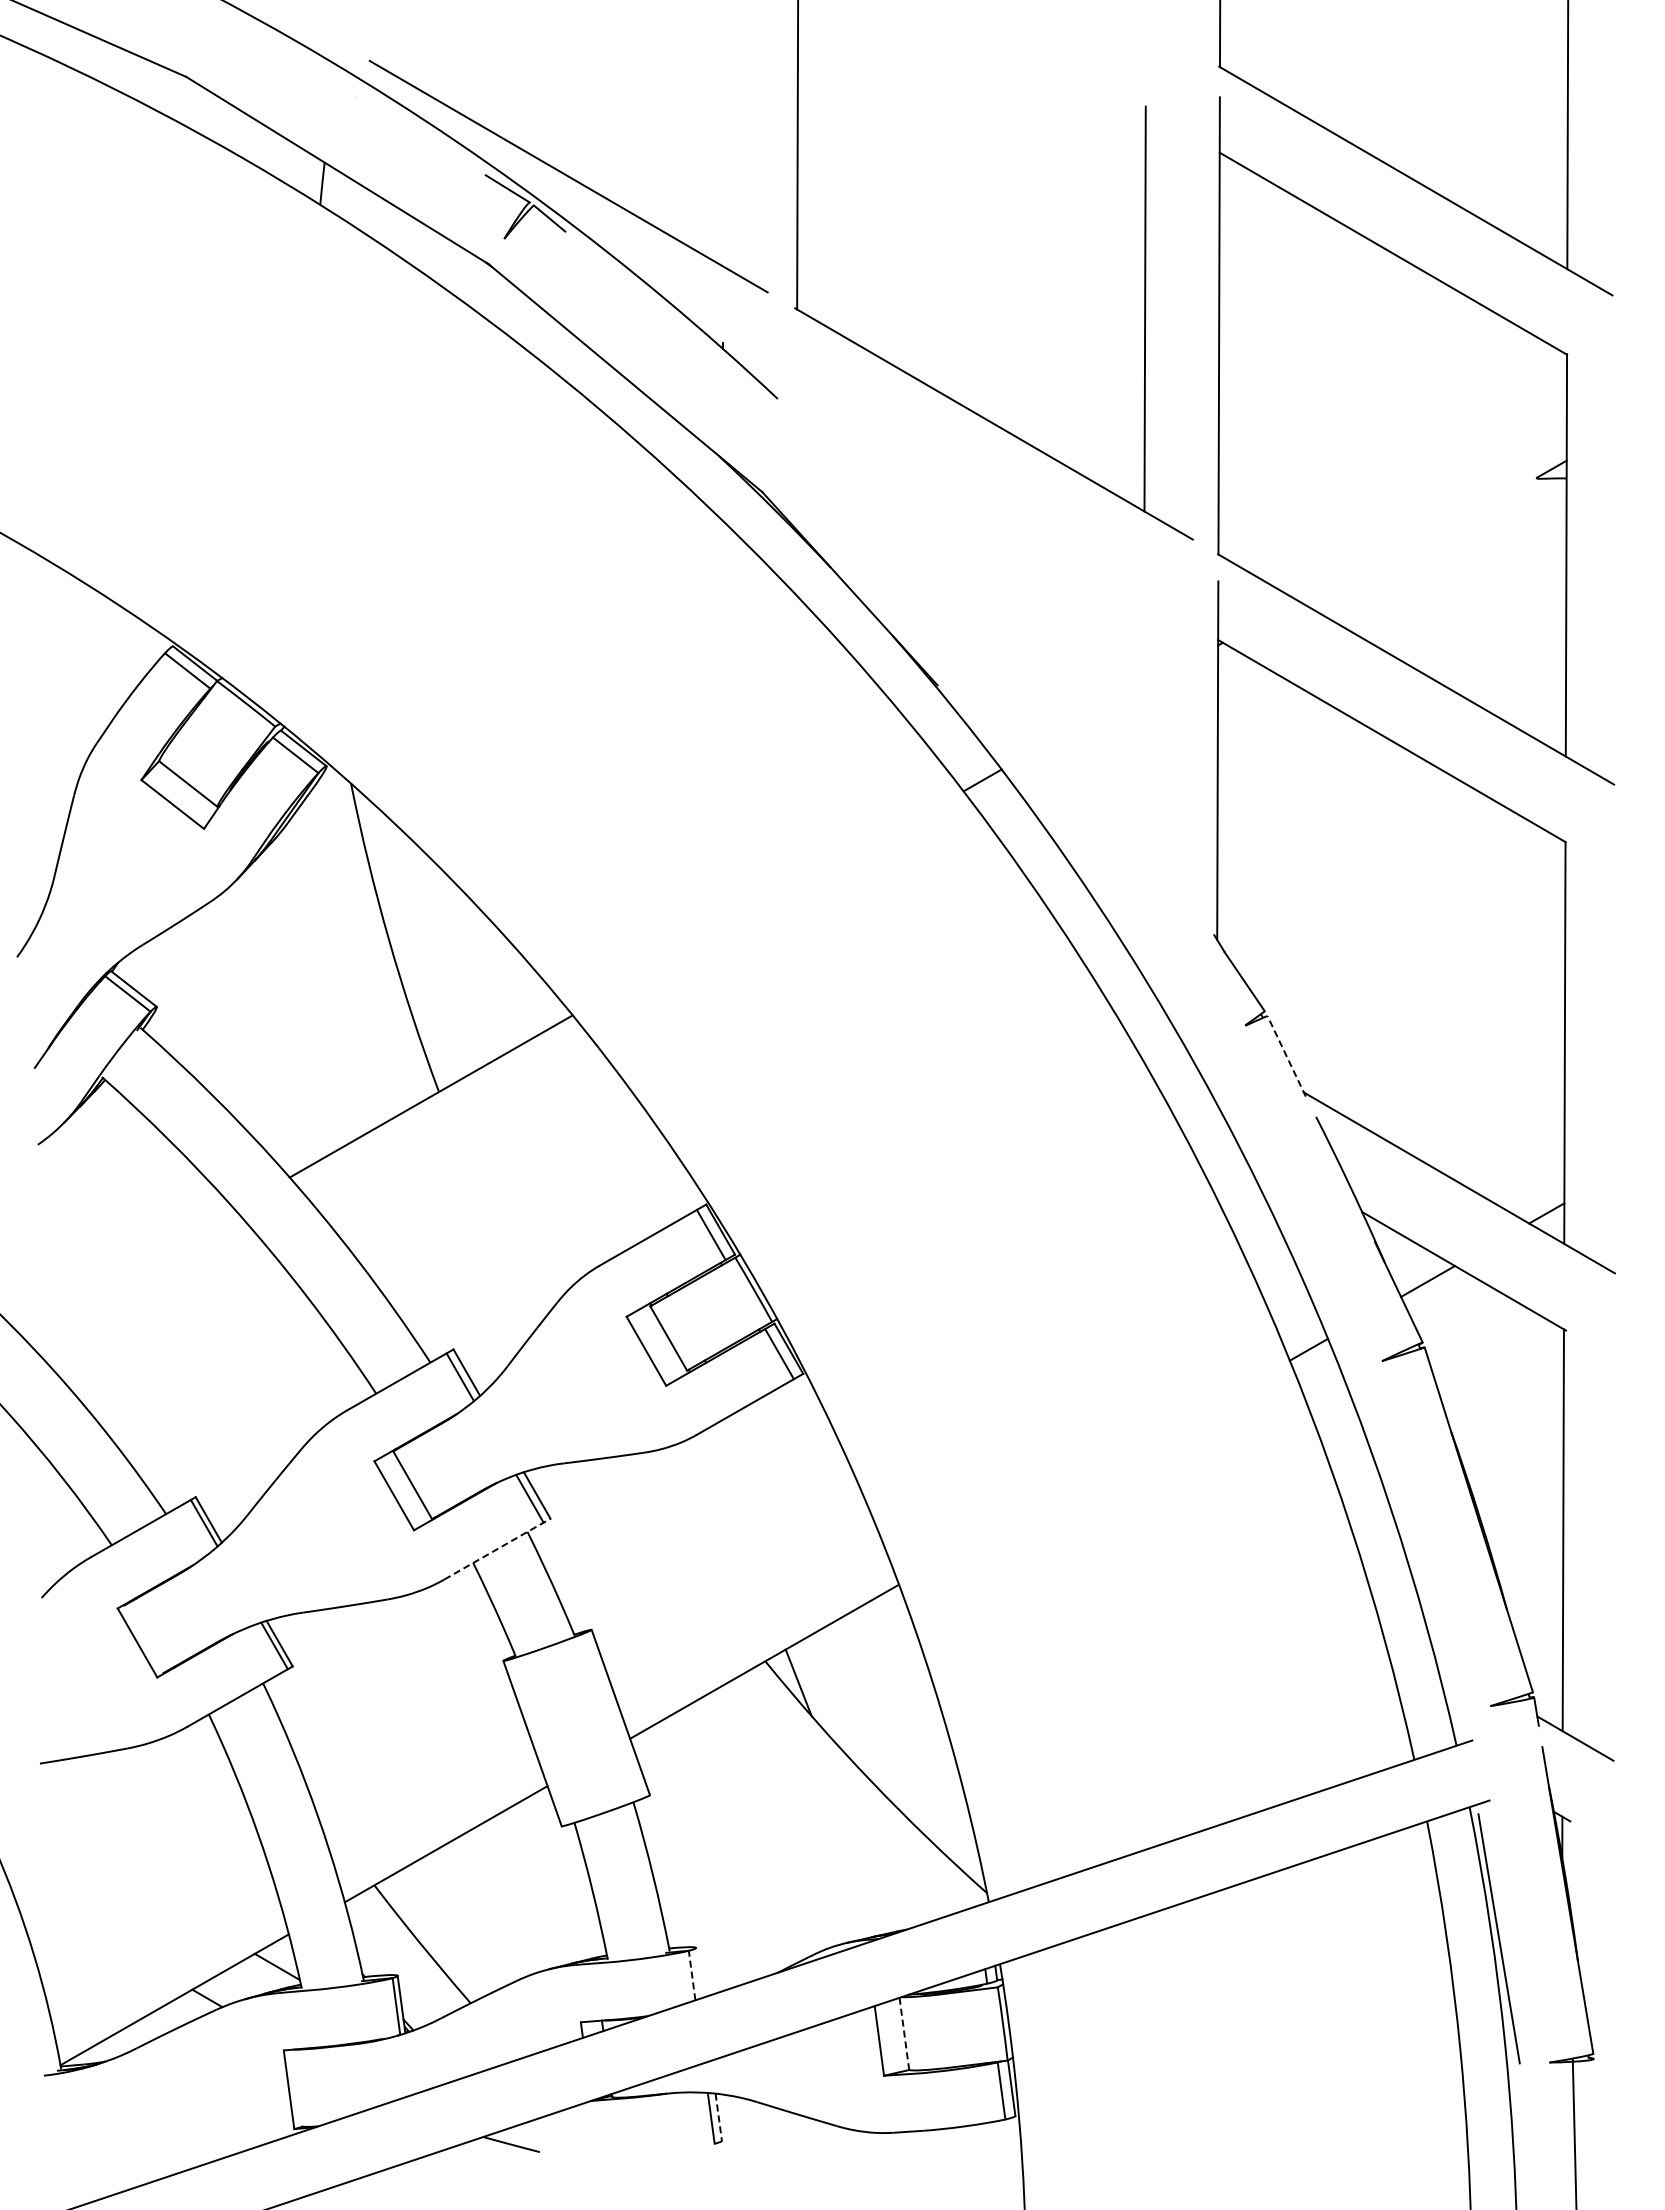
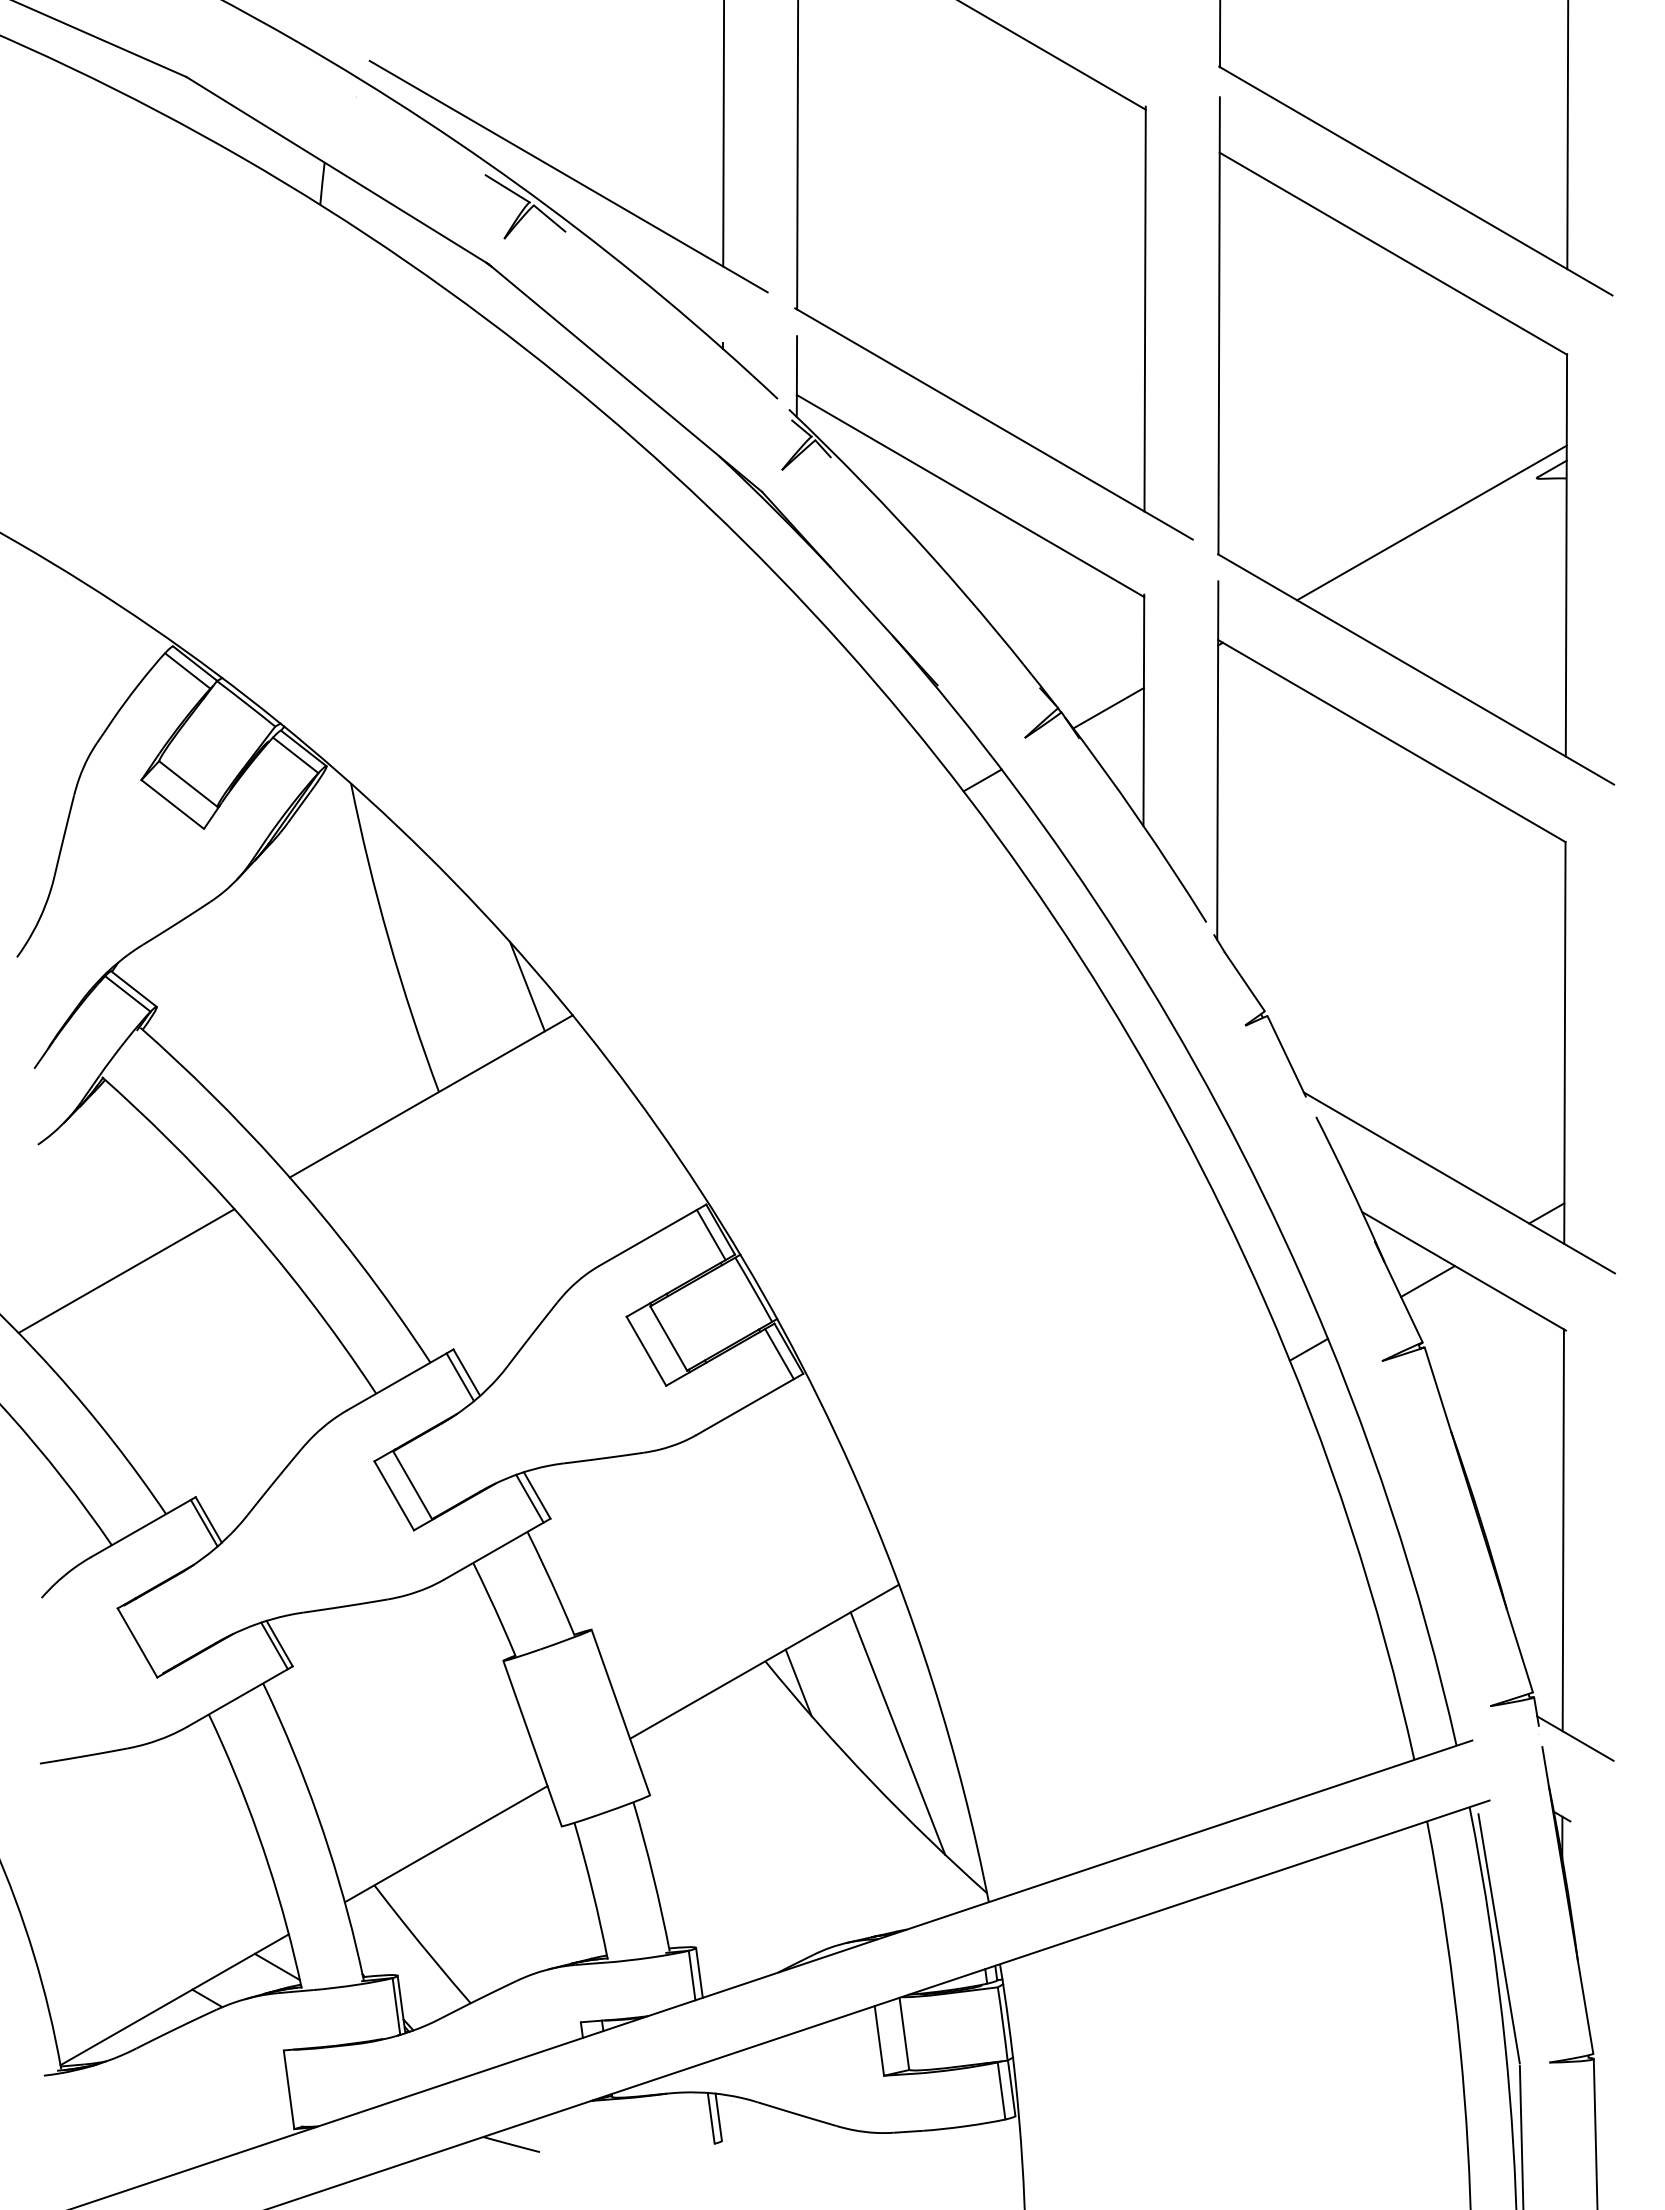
line: none -> present (1053, 55)
line: none -> present (723, 134)
line: none -> present (1431, 522)
part: none -> present (993, 628)
line: none -> present (527, 986)
line: dashed -> solid (1286, 1056)
line: none -> present (126, 1270)
line: dashed -> solid (497, 1548)
line: none -> present (897, 1733)
line: none -> present (699, 1972)
line: dashed -> solid (692, 1975)
line: dashed -> solid (904, 2034)
line: dashed -> solid (718, 2117)
line position: (1574, 2132) -> (1595, 2132) (1595, 2132)
line: none -> present (1521, 2136)
